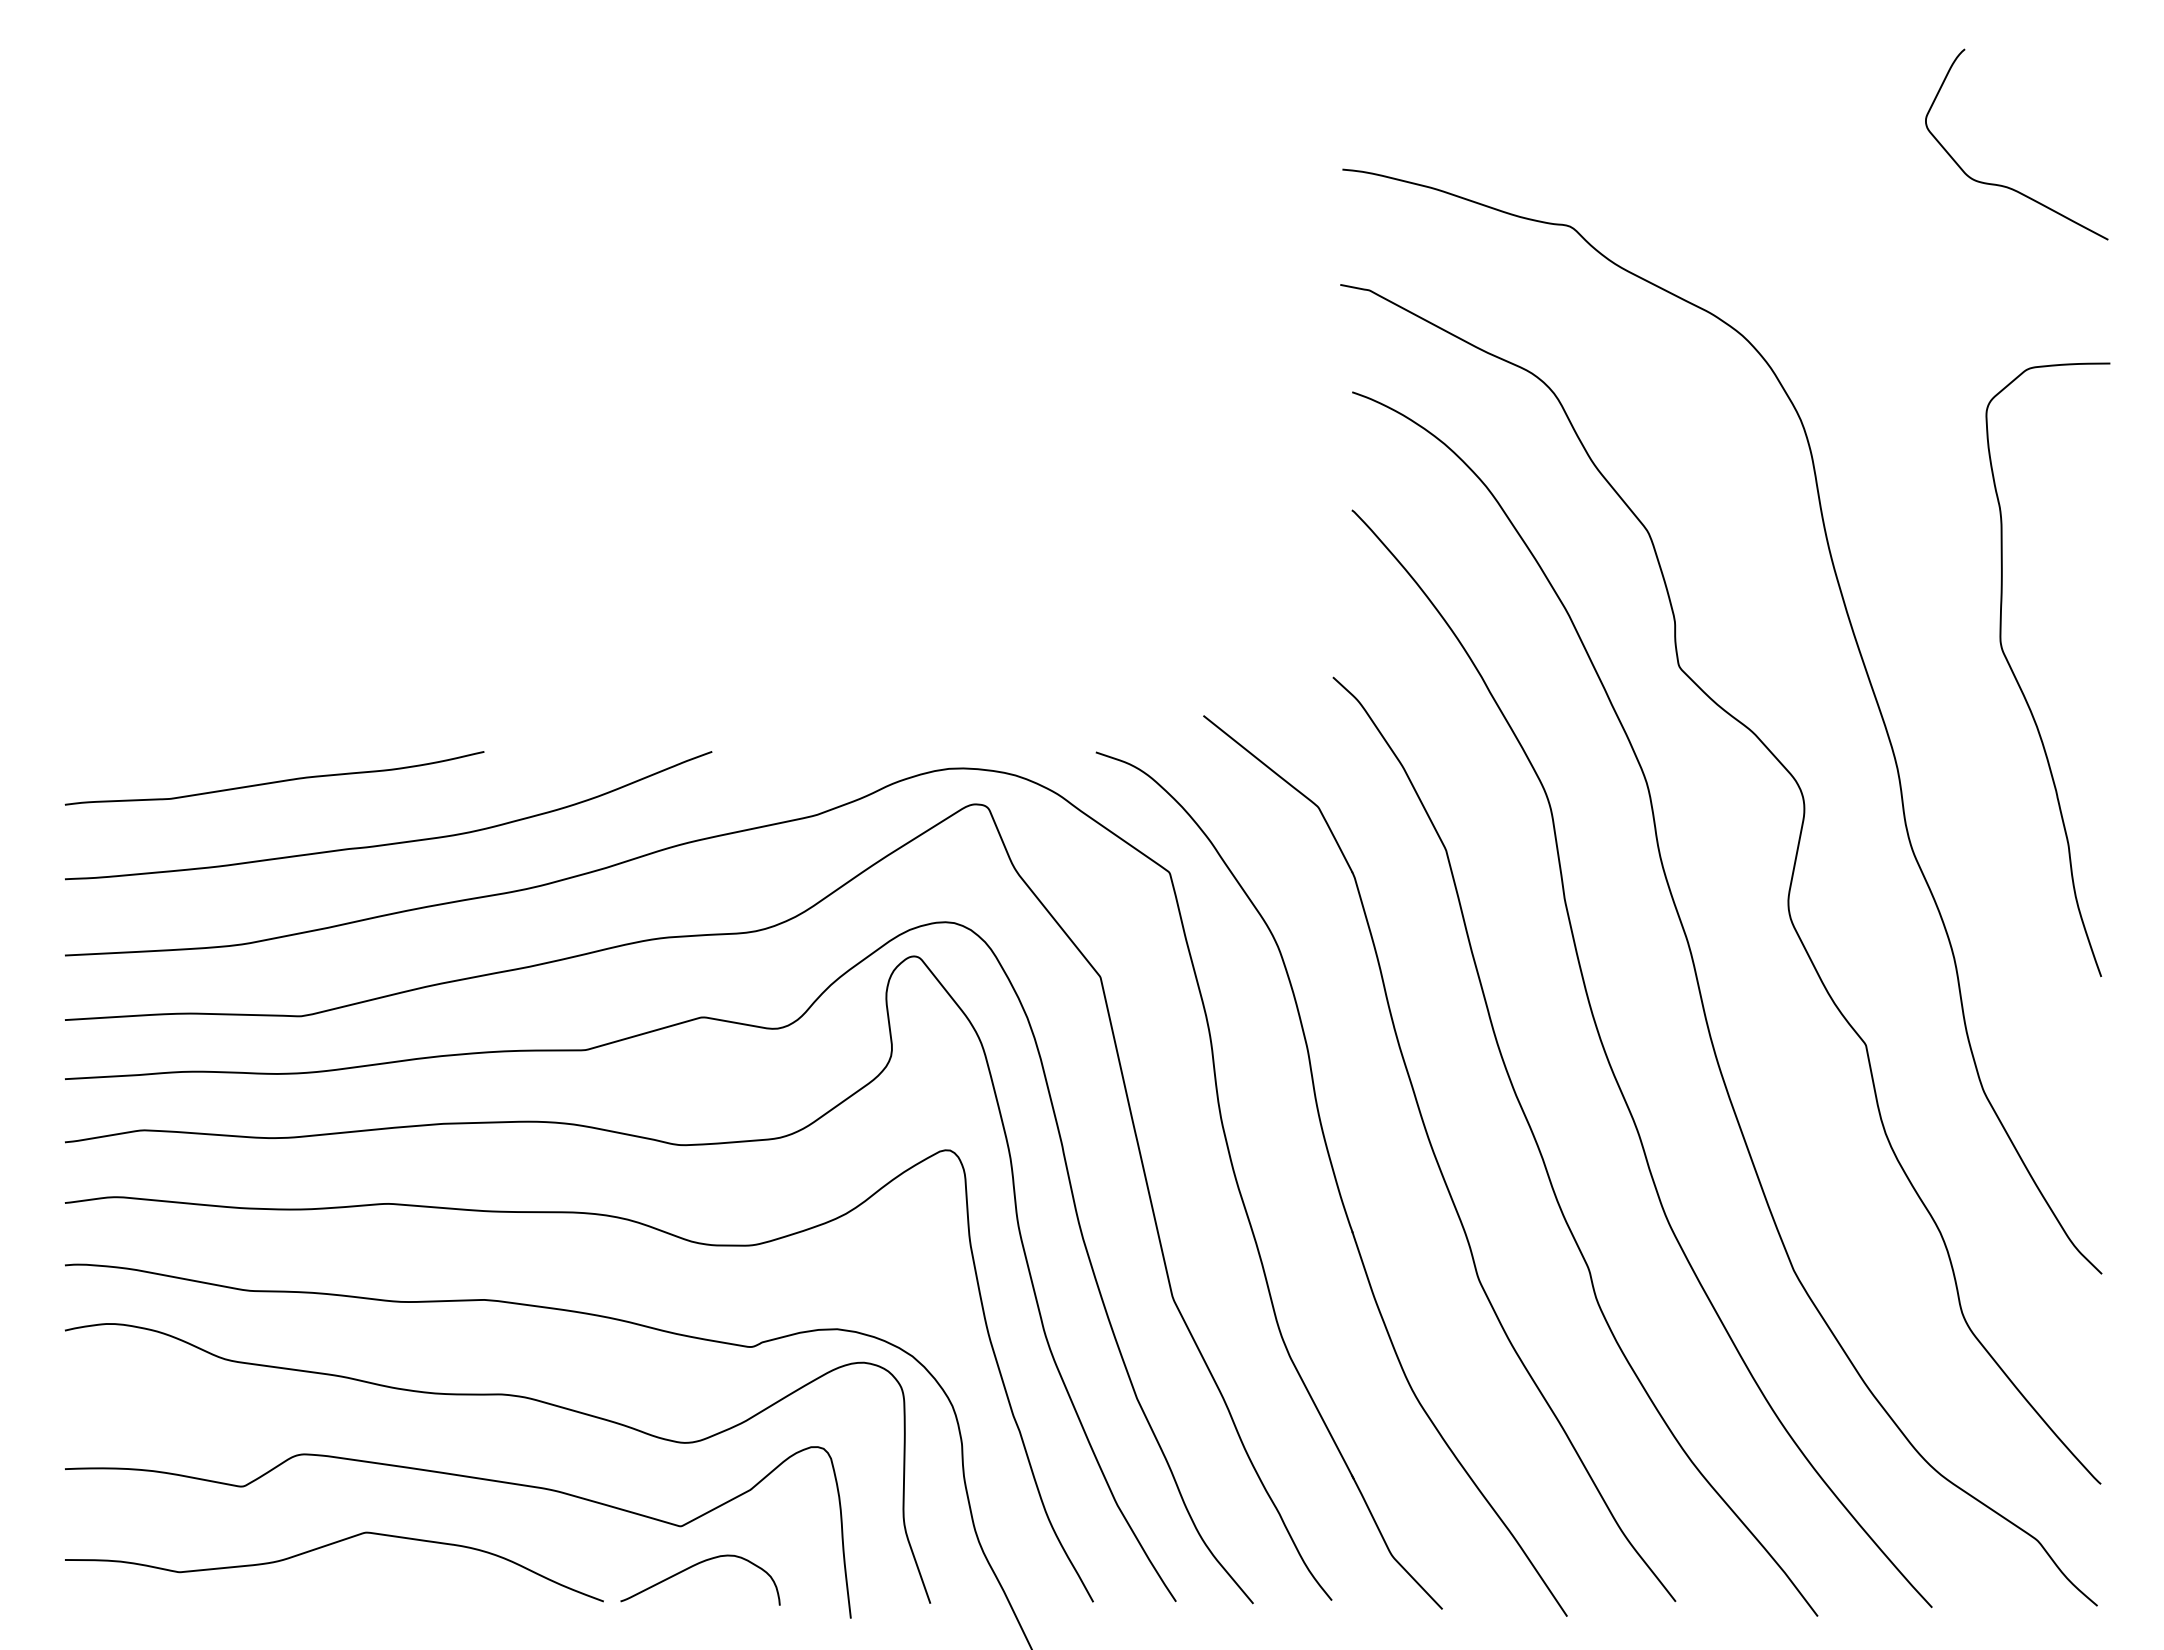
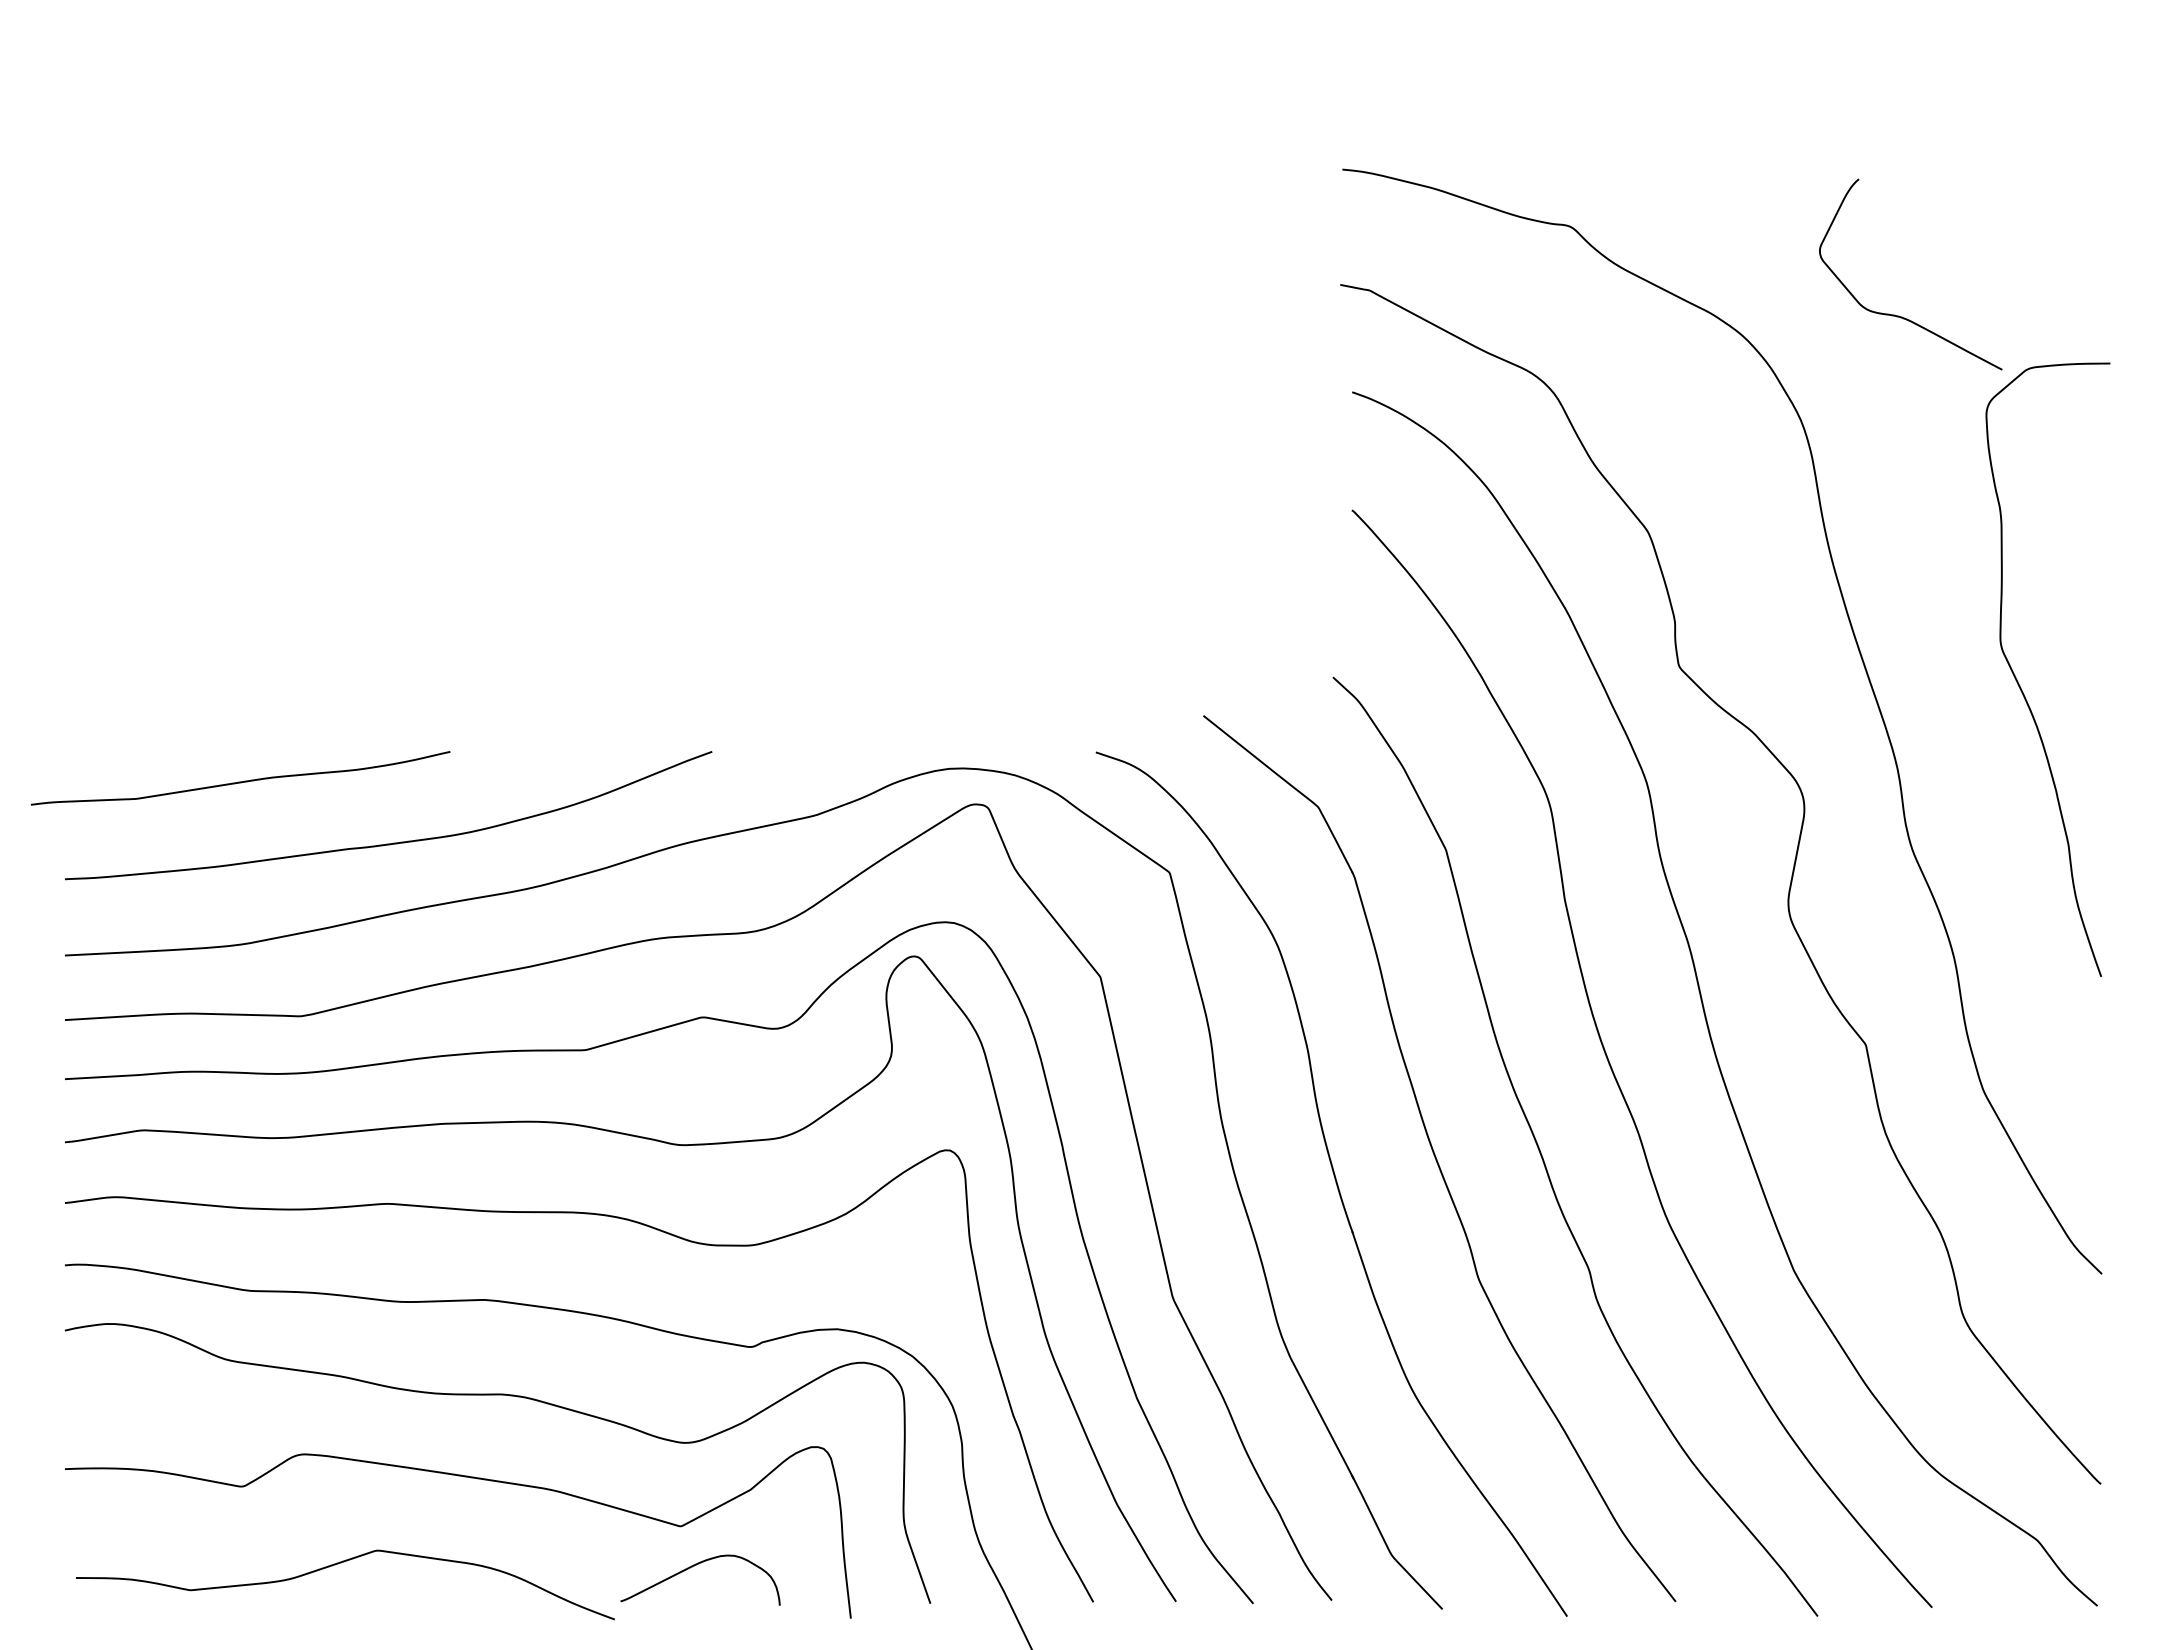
curve position: (2004, 185) -> (1898, 315) (1898, 315)
curve position: (274, 781) -> (240, 781) (240, 781)
curve position: (327, 1546) -> (338, 1564) (338, 1564)
